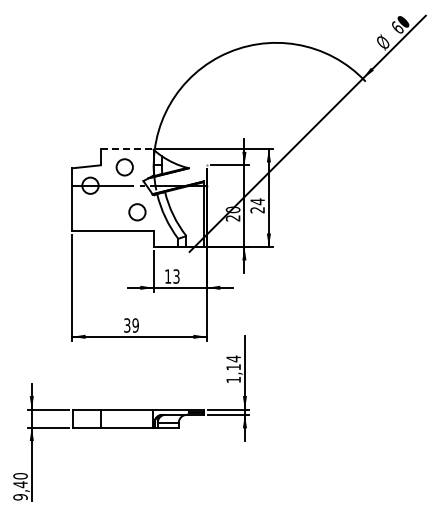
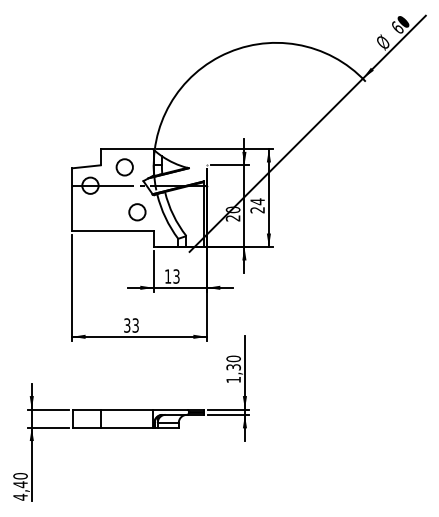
line: dashed -> solid (127, 149)
text: 39 -> 33 (135, 325)
text: 1,14 -> 1,30 (233, 362)
text: 9,40 -> 4,40 (20, 496)
